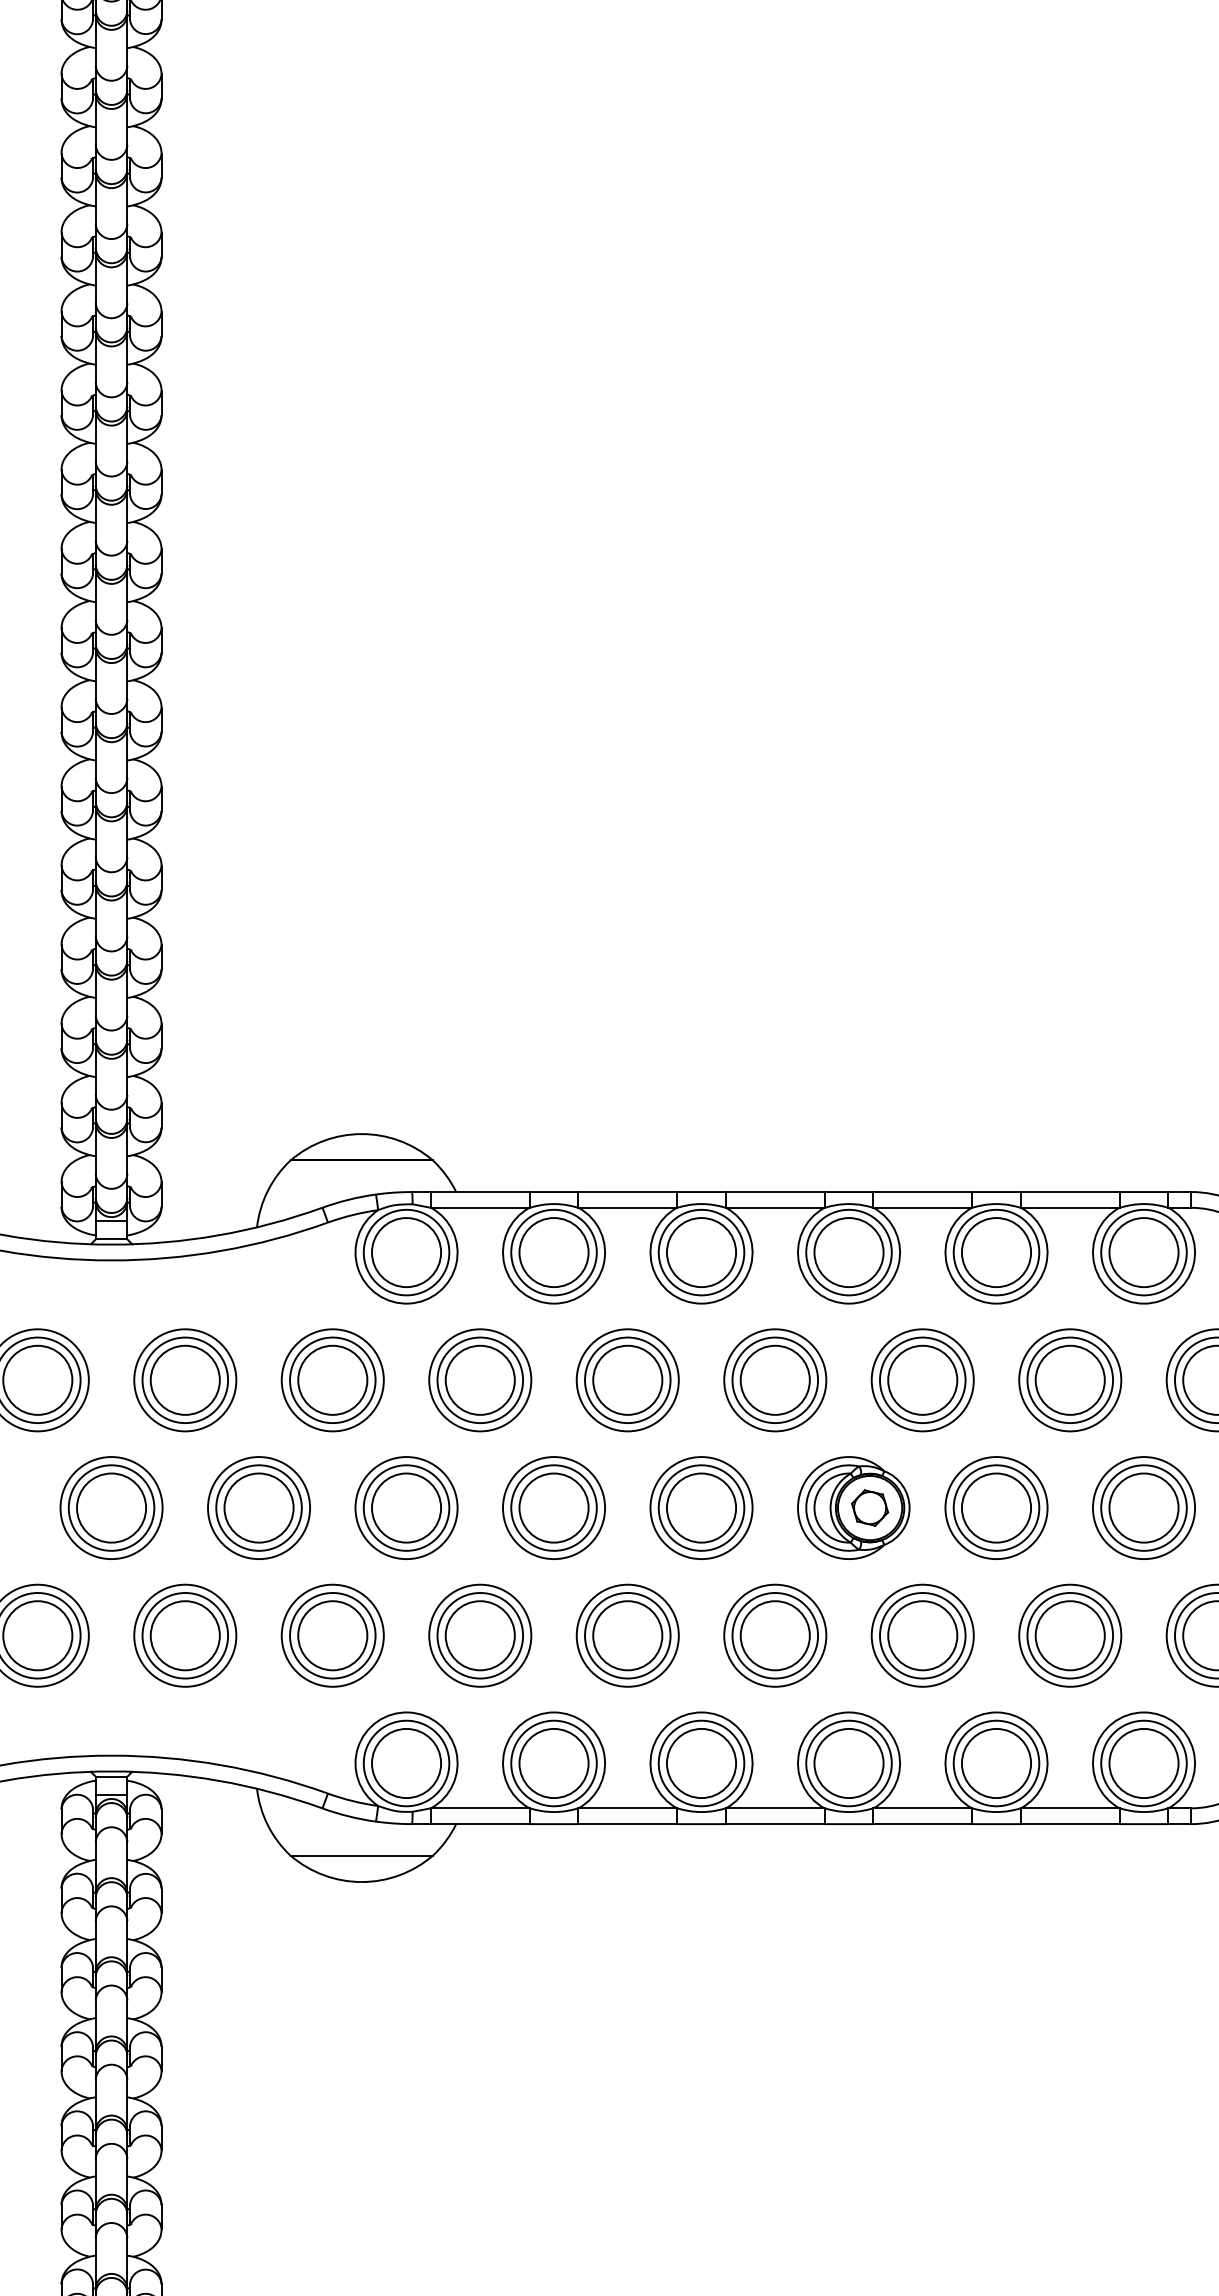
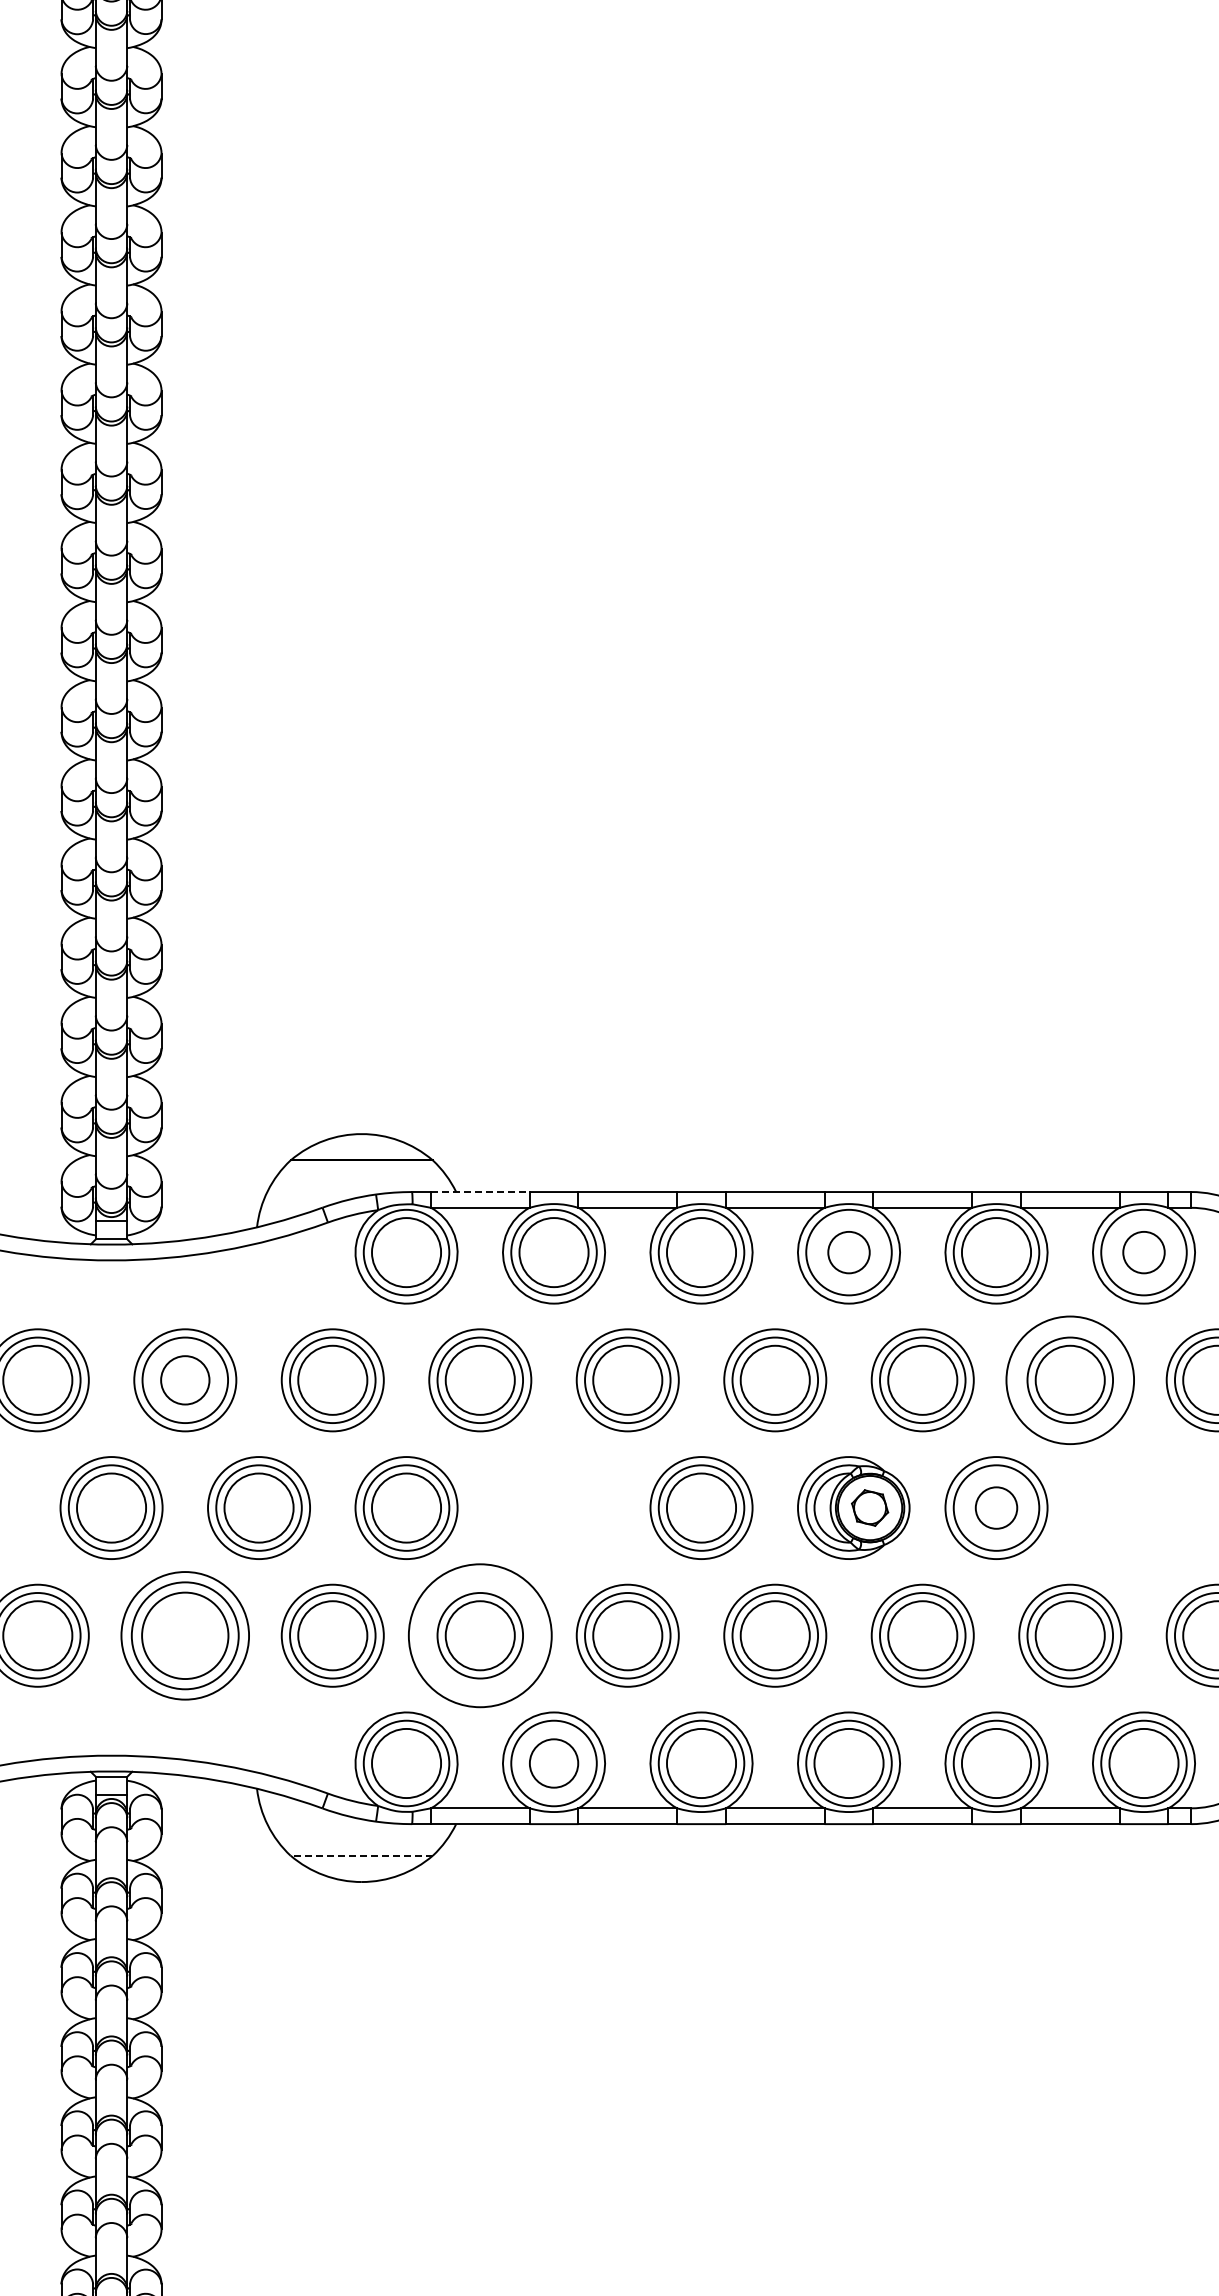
line: solid -> dashed (480, 1192)
circle diameter: 69 px -> 41 px (848, 1252)
circle diameter: 69 px -> 41 px (1143, 1252)
circle diameter: 69 px -> 48 px (185, 1380)
circle diameter: 102 px -> 128 px (1070, 1380)
part: present -> none (553, 1507)
circle diameter: 69 px -> 41 px (996, 1507)
part: present -> none (1143, 1507)
part size: 105x105 px -> 130x130 px (184, 1635)
circle diameter: 102 px -> 143 px (479, 1635)
circle diameter: 69 px -> 48 px (553, 1763)
line: solid -> dashed (361, 1855)
